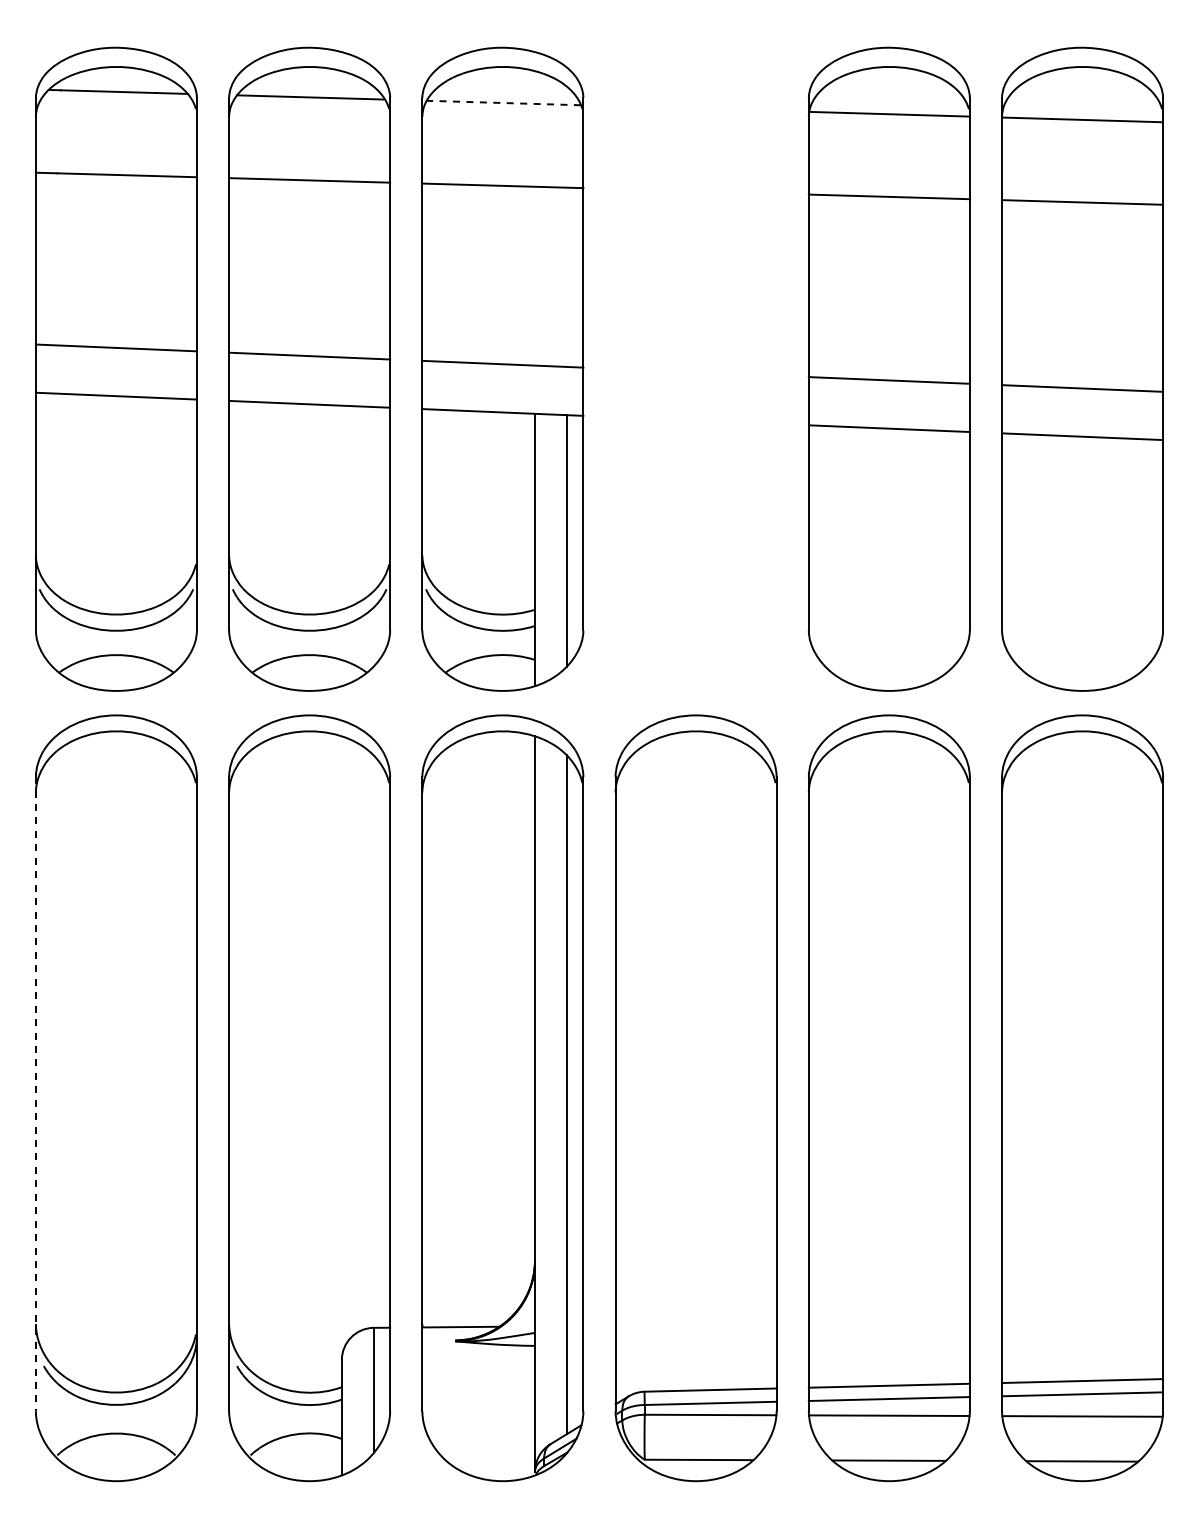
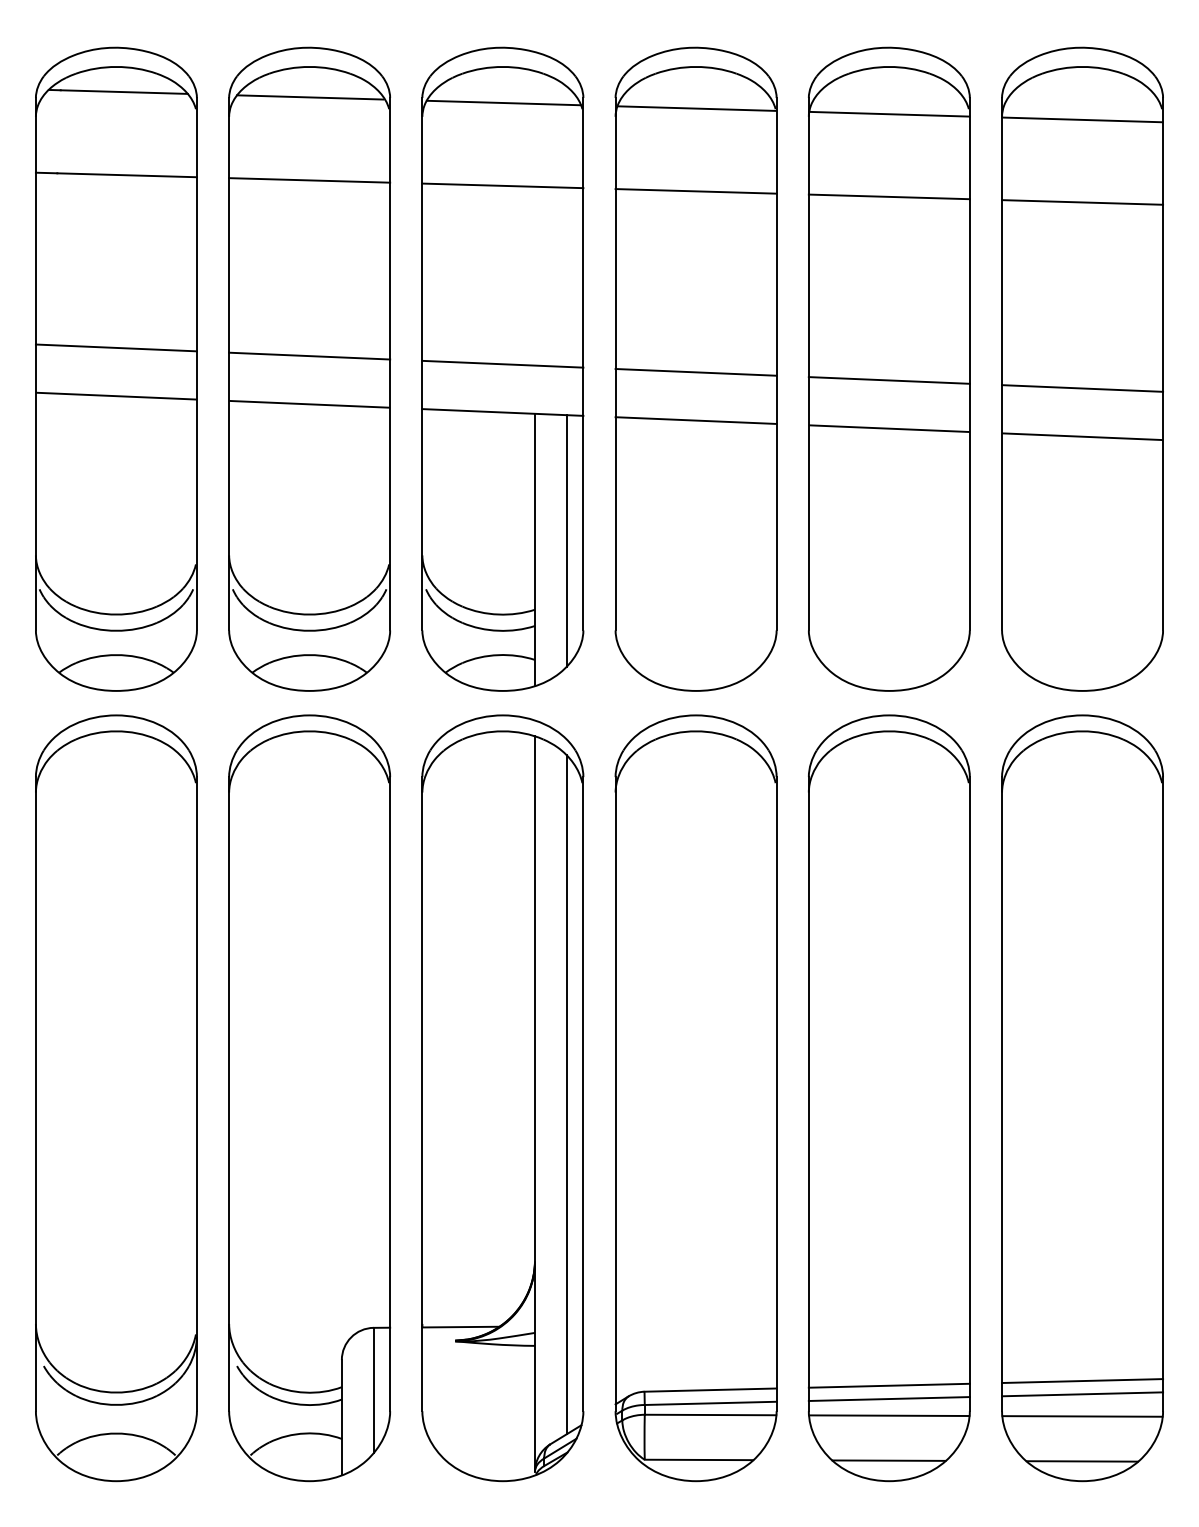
line: dashed -> solid (503, 103)
part: none -> present (695, 368)
line: dashed -> solid (35, 1094)
